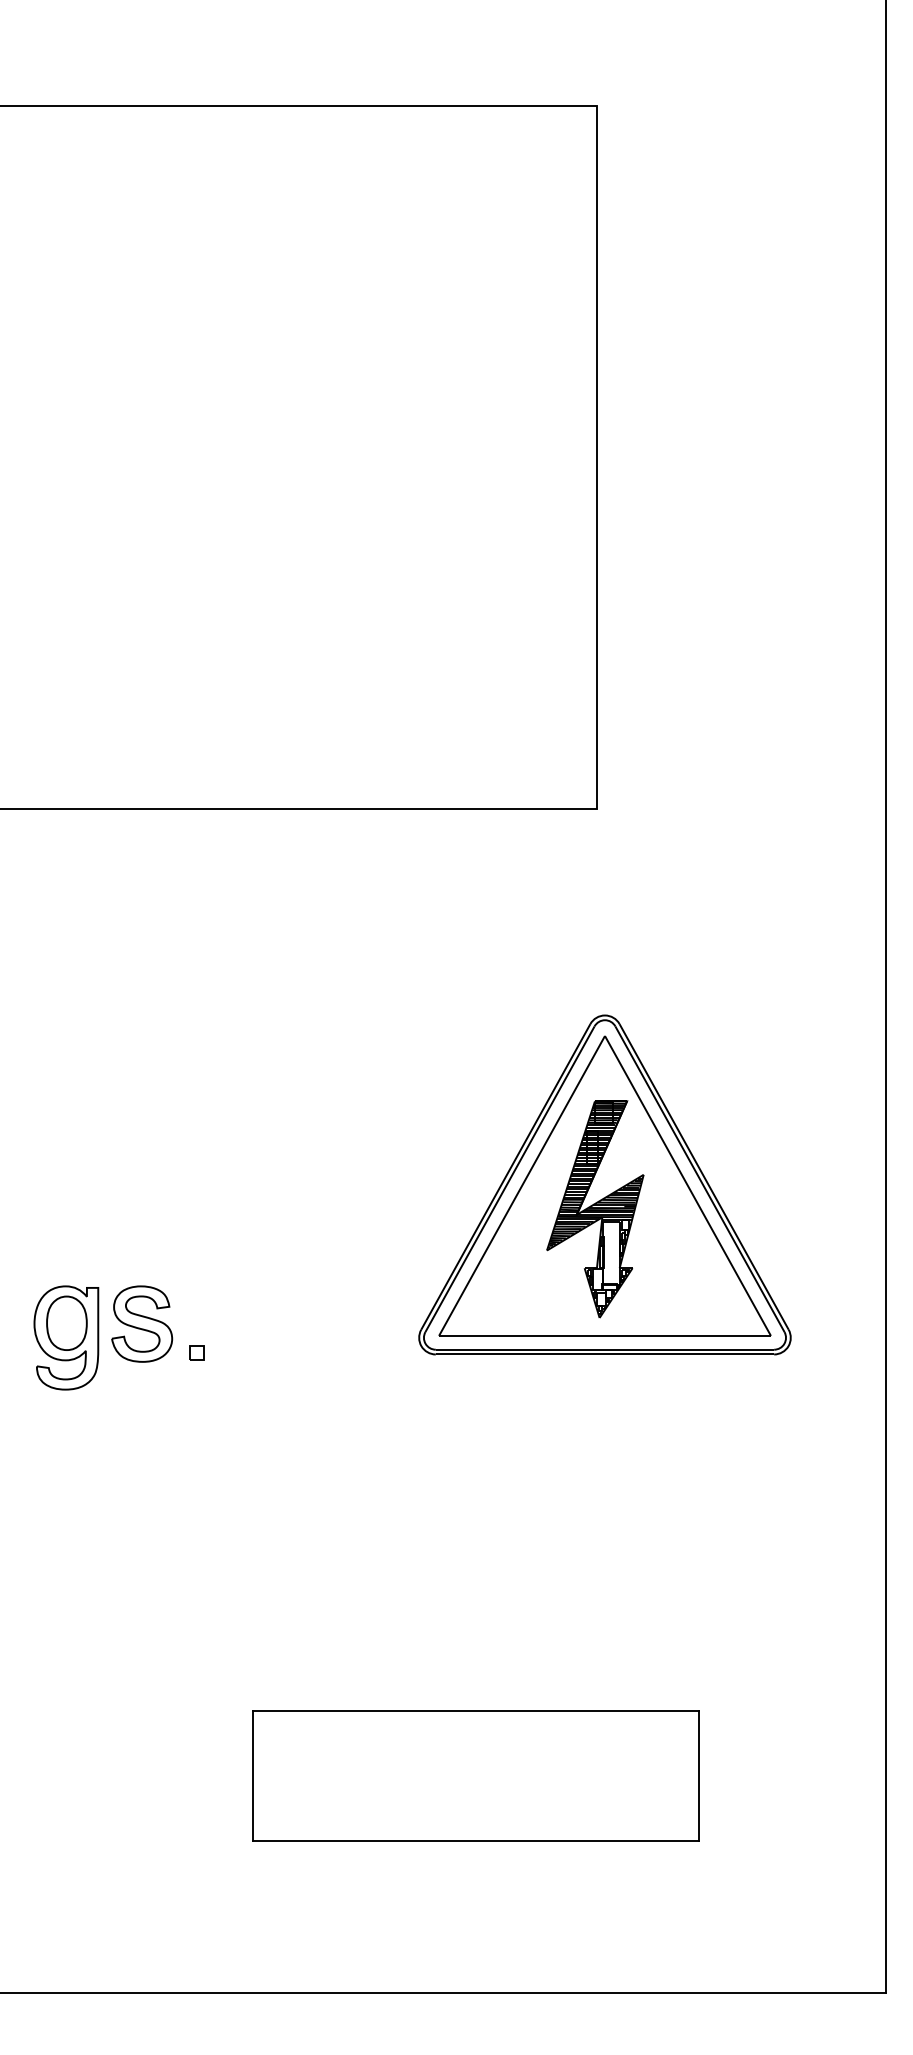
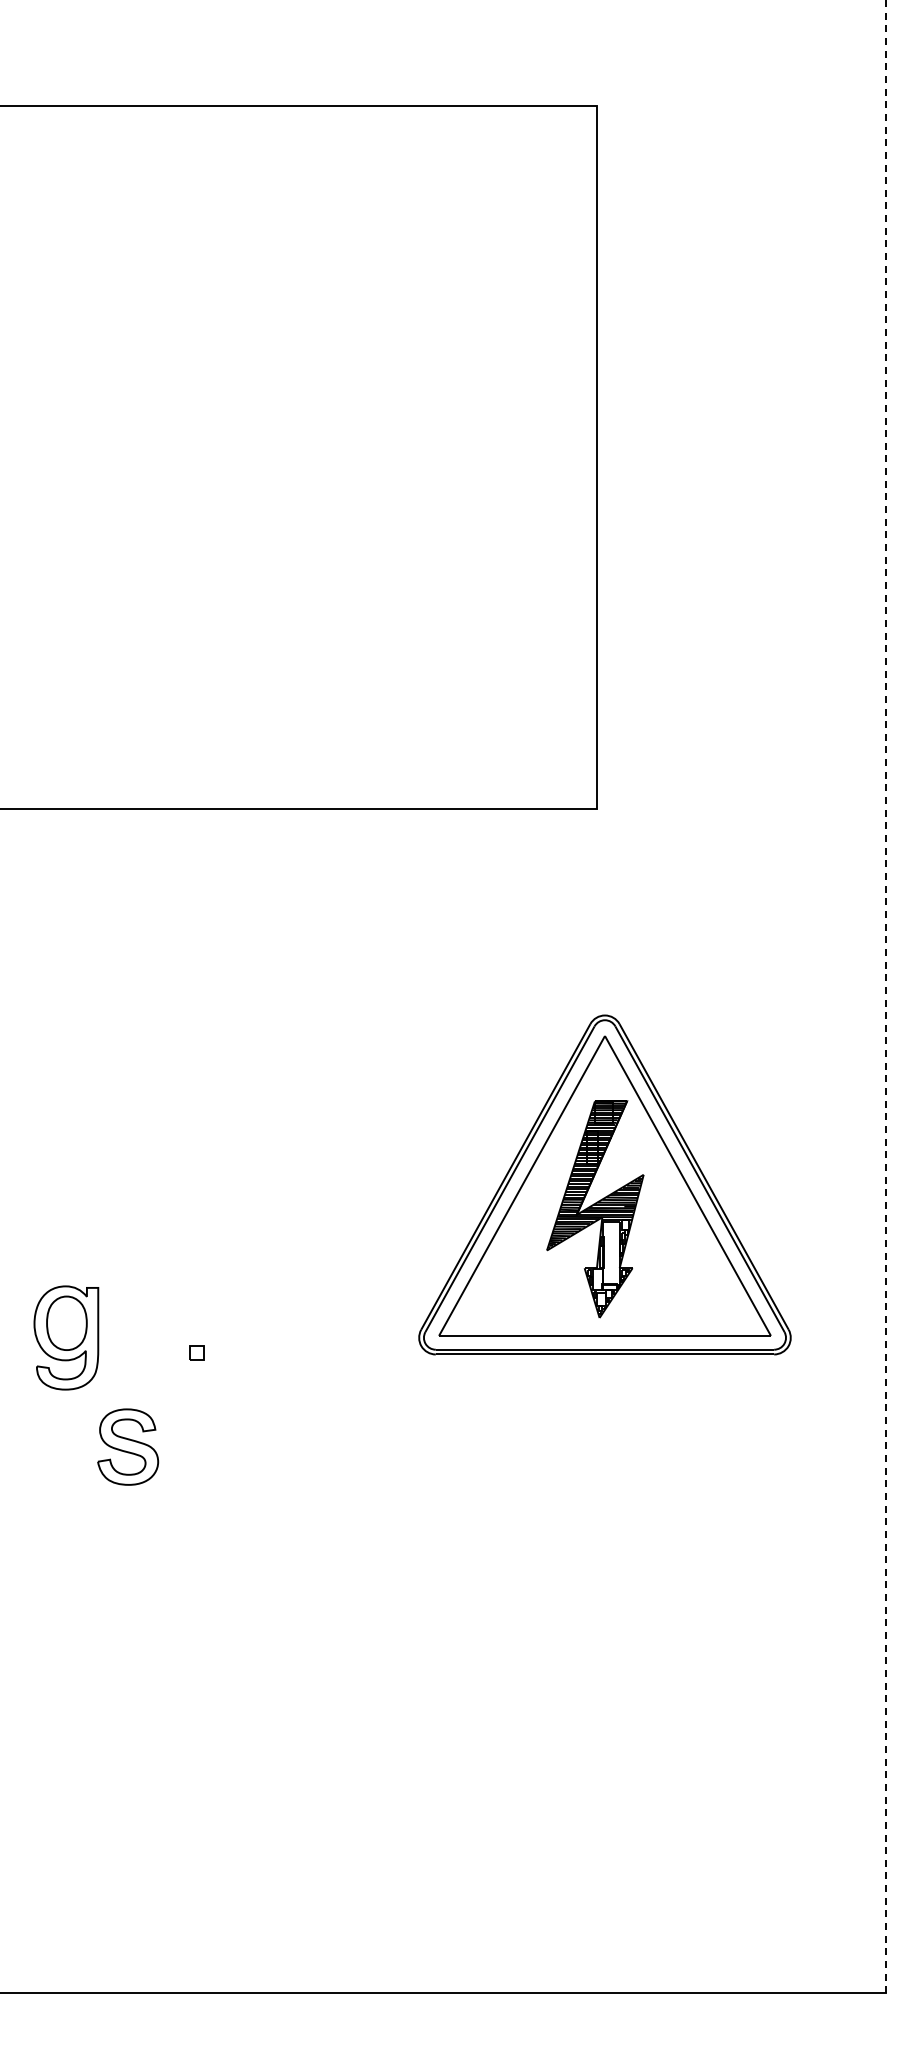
line: solid -> dashed (885, 996)
part position: (142, 1323) -> (128, 1446) (128, 1446)
part: present -> none (475, 1775)
